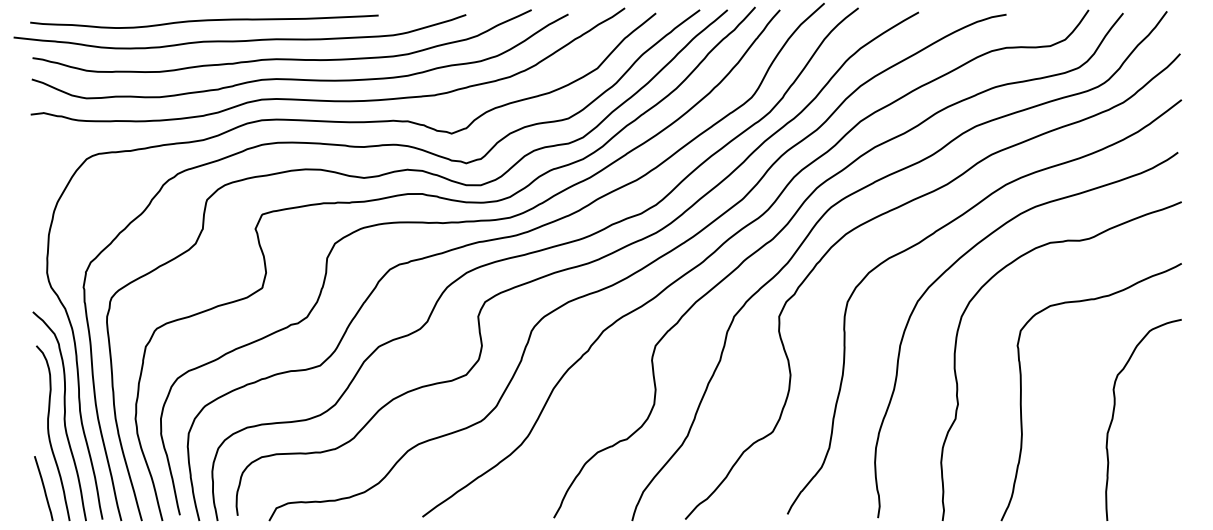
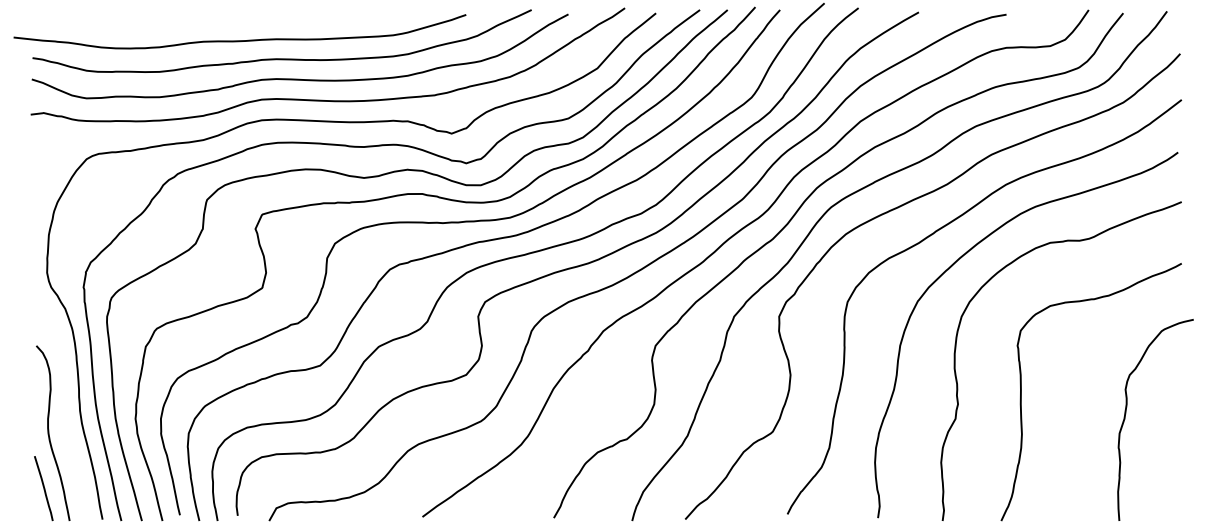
curve: present -> none (204, 21)
curve position: (1114, 413) -> (1126, 413) (1126, 413)
curve: present -> none (63, 416)
